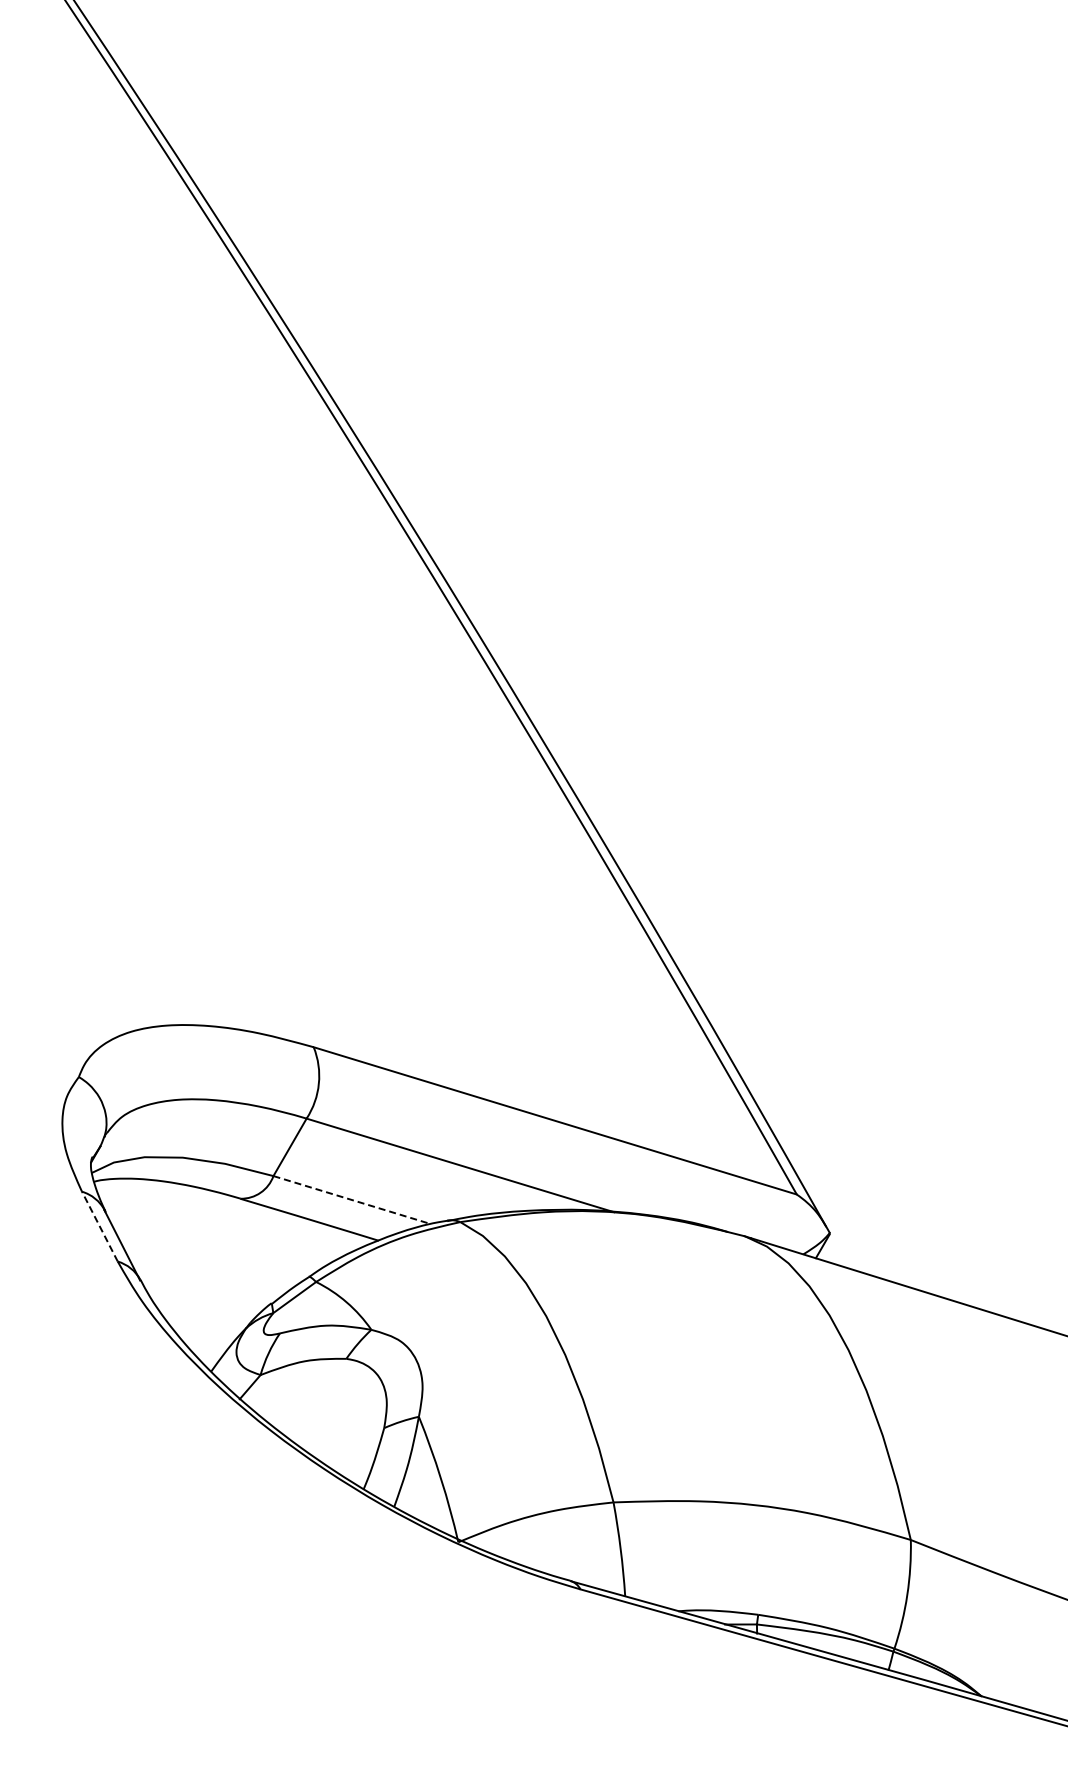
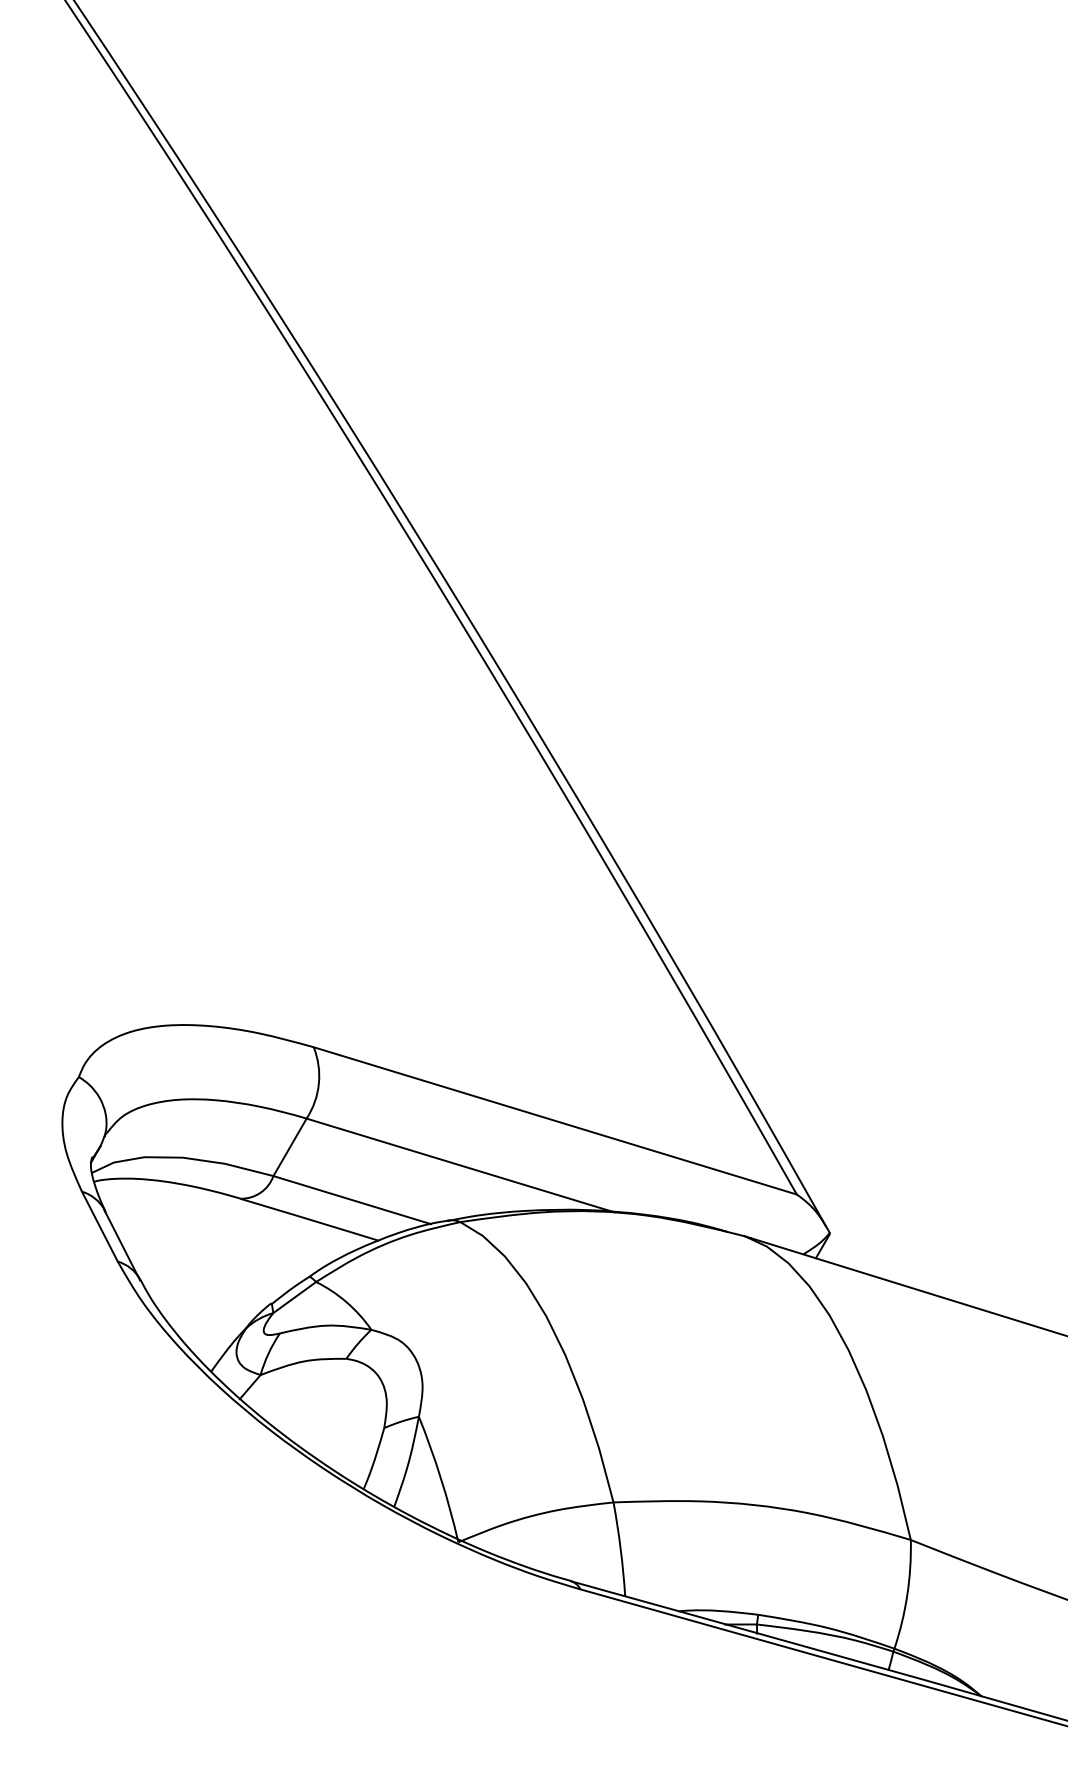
line: dashed -> solid (352, 1200)
line: dashed -> solid (99, 1226)
